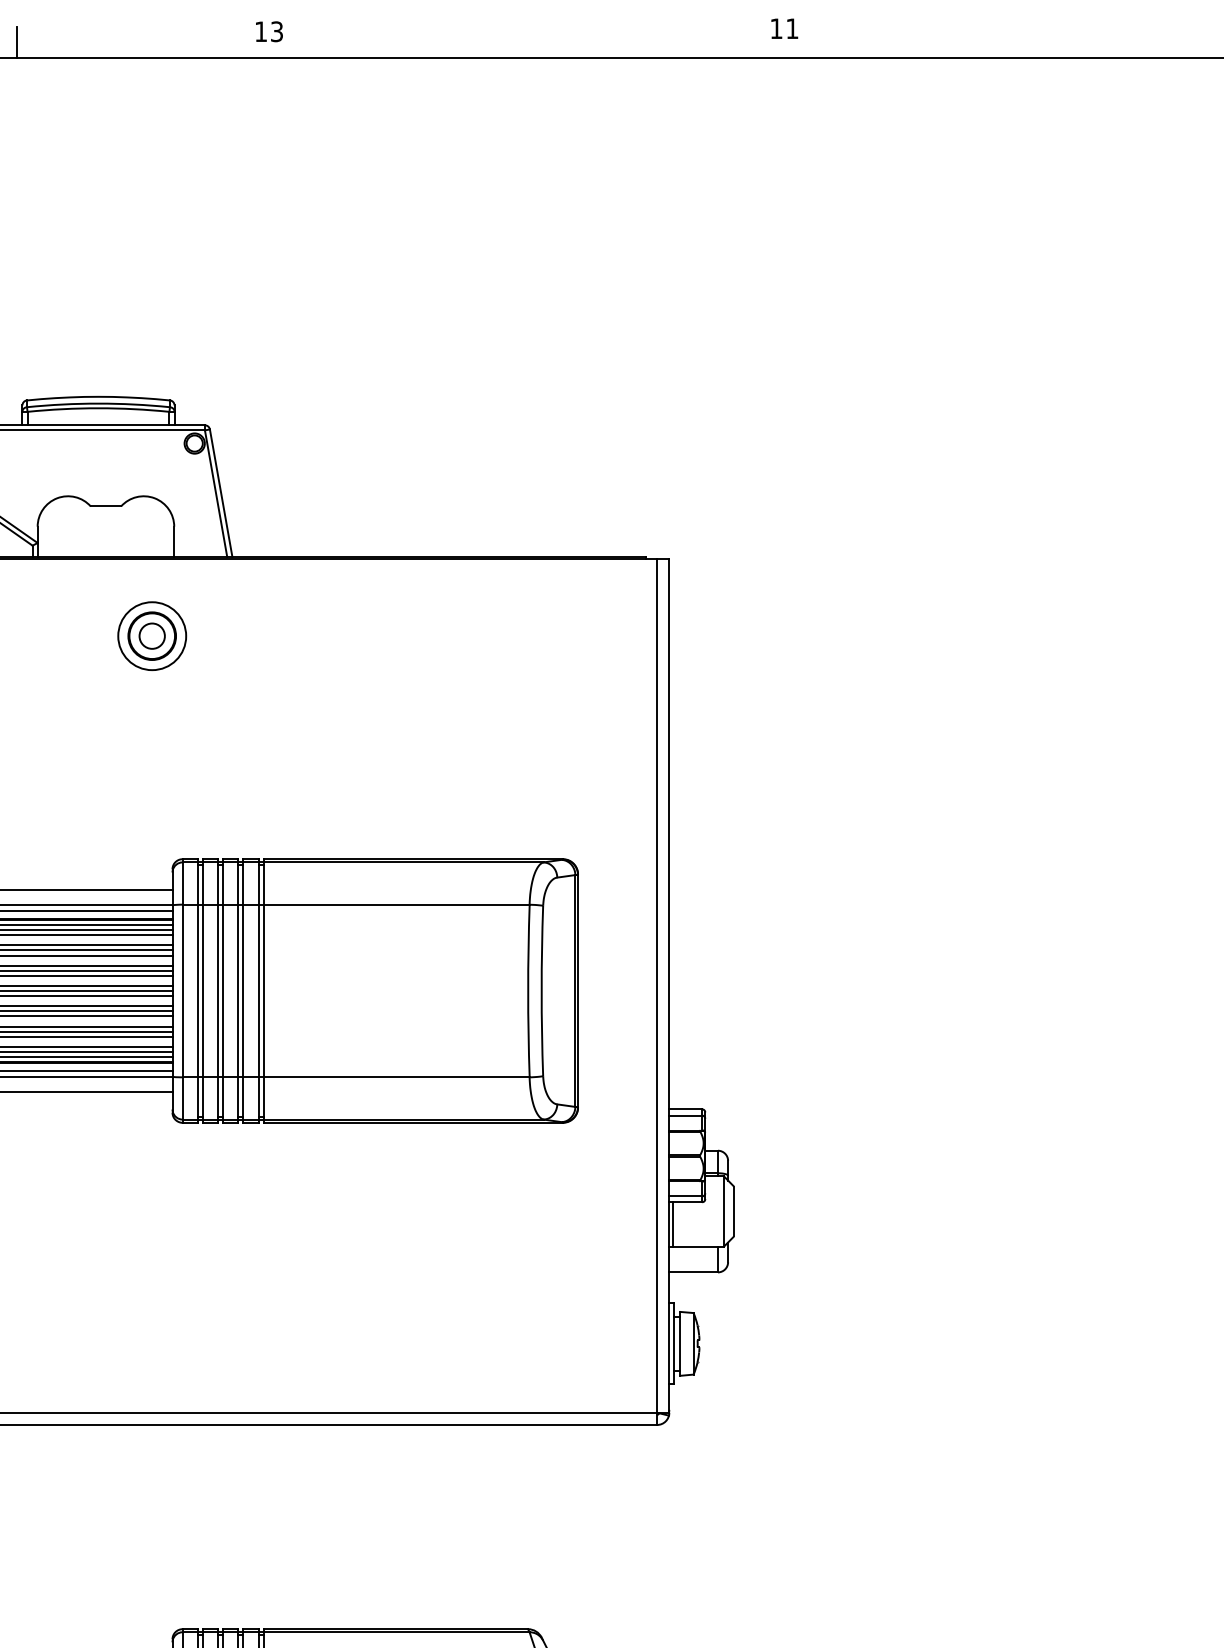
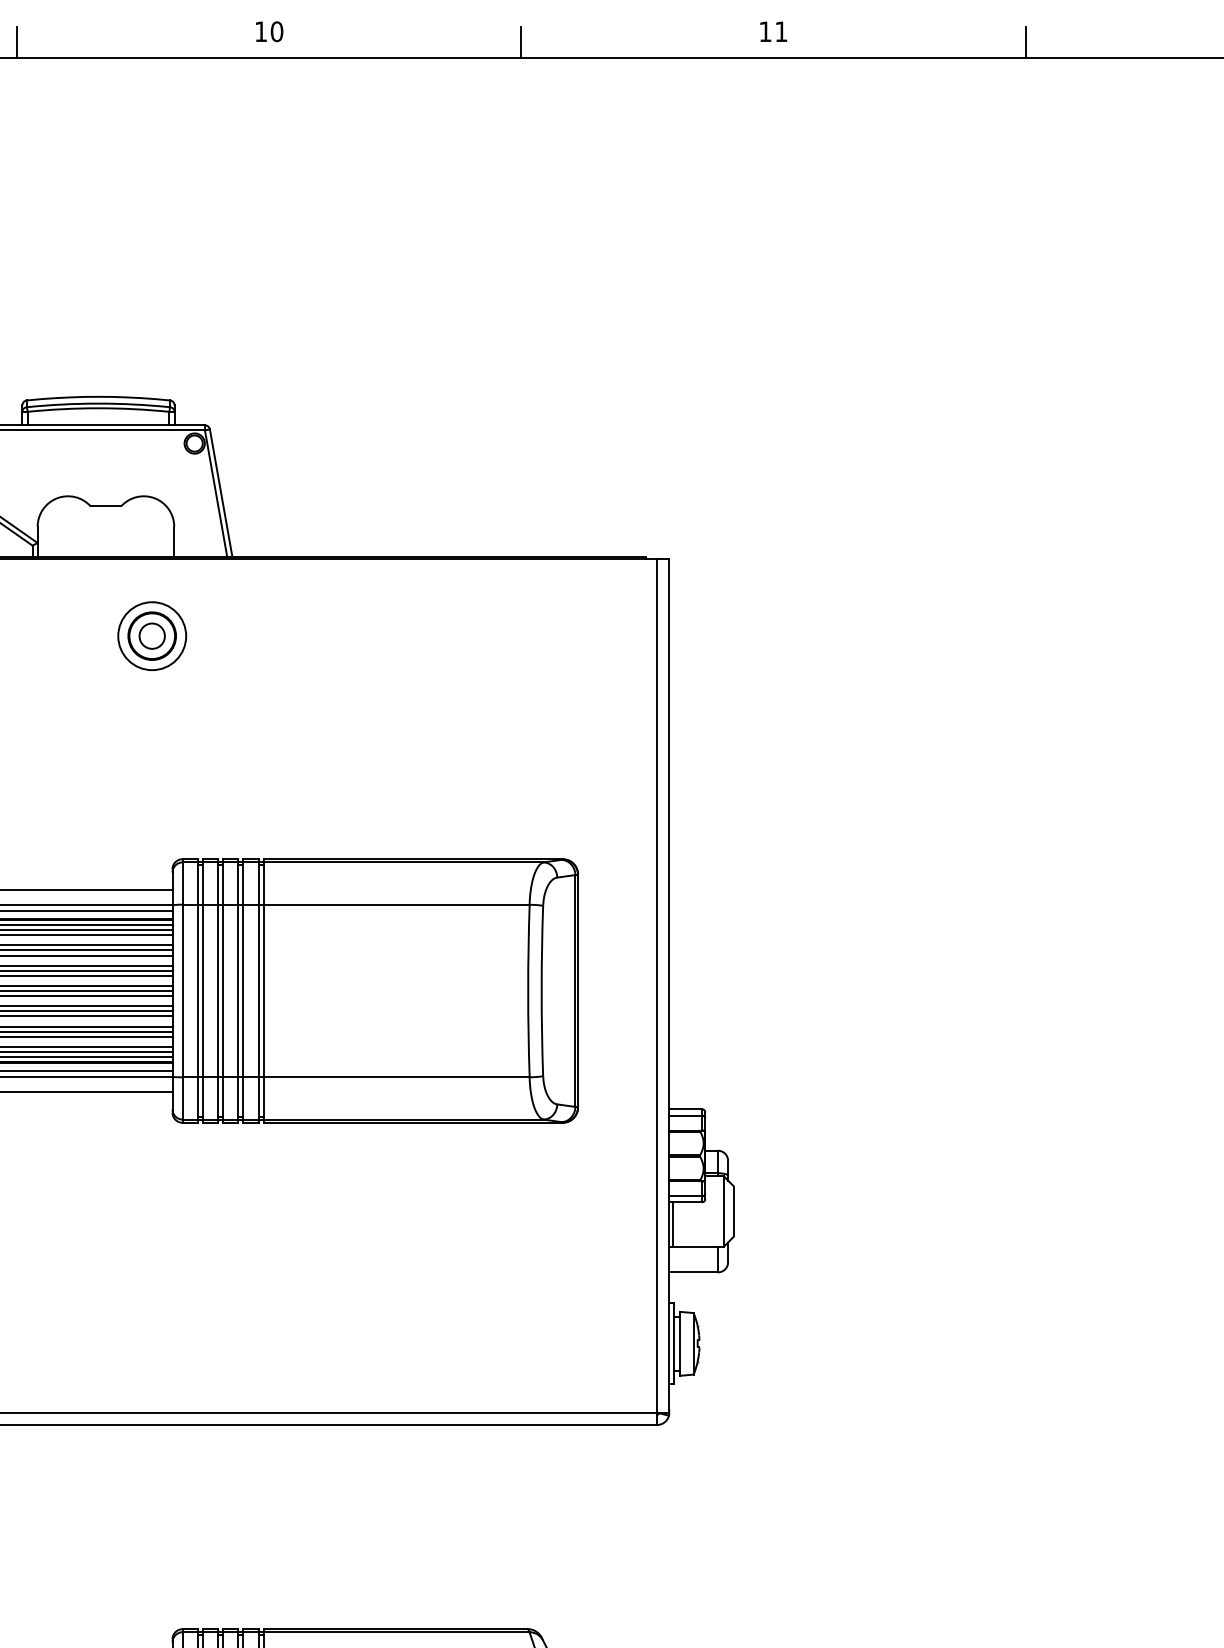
text position: (784, 28) -> (773, 31) (773, 31)
text: 13 -> 10 (276, 31)
line: none -> present (521, 42)
line: none -> present (1025, 42)
